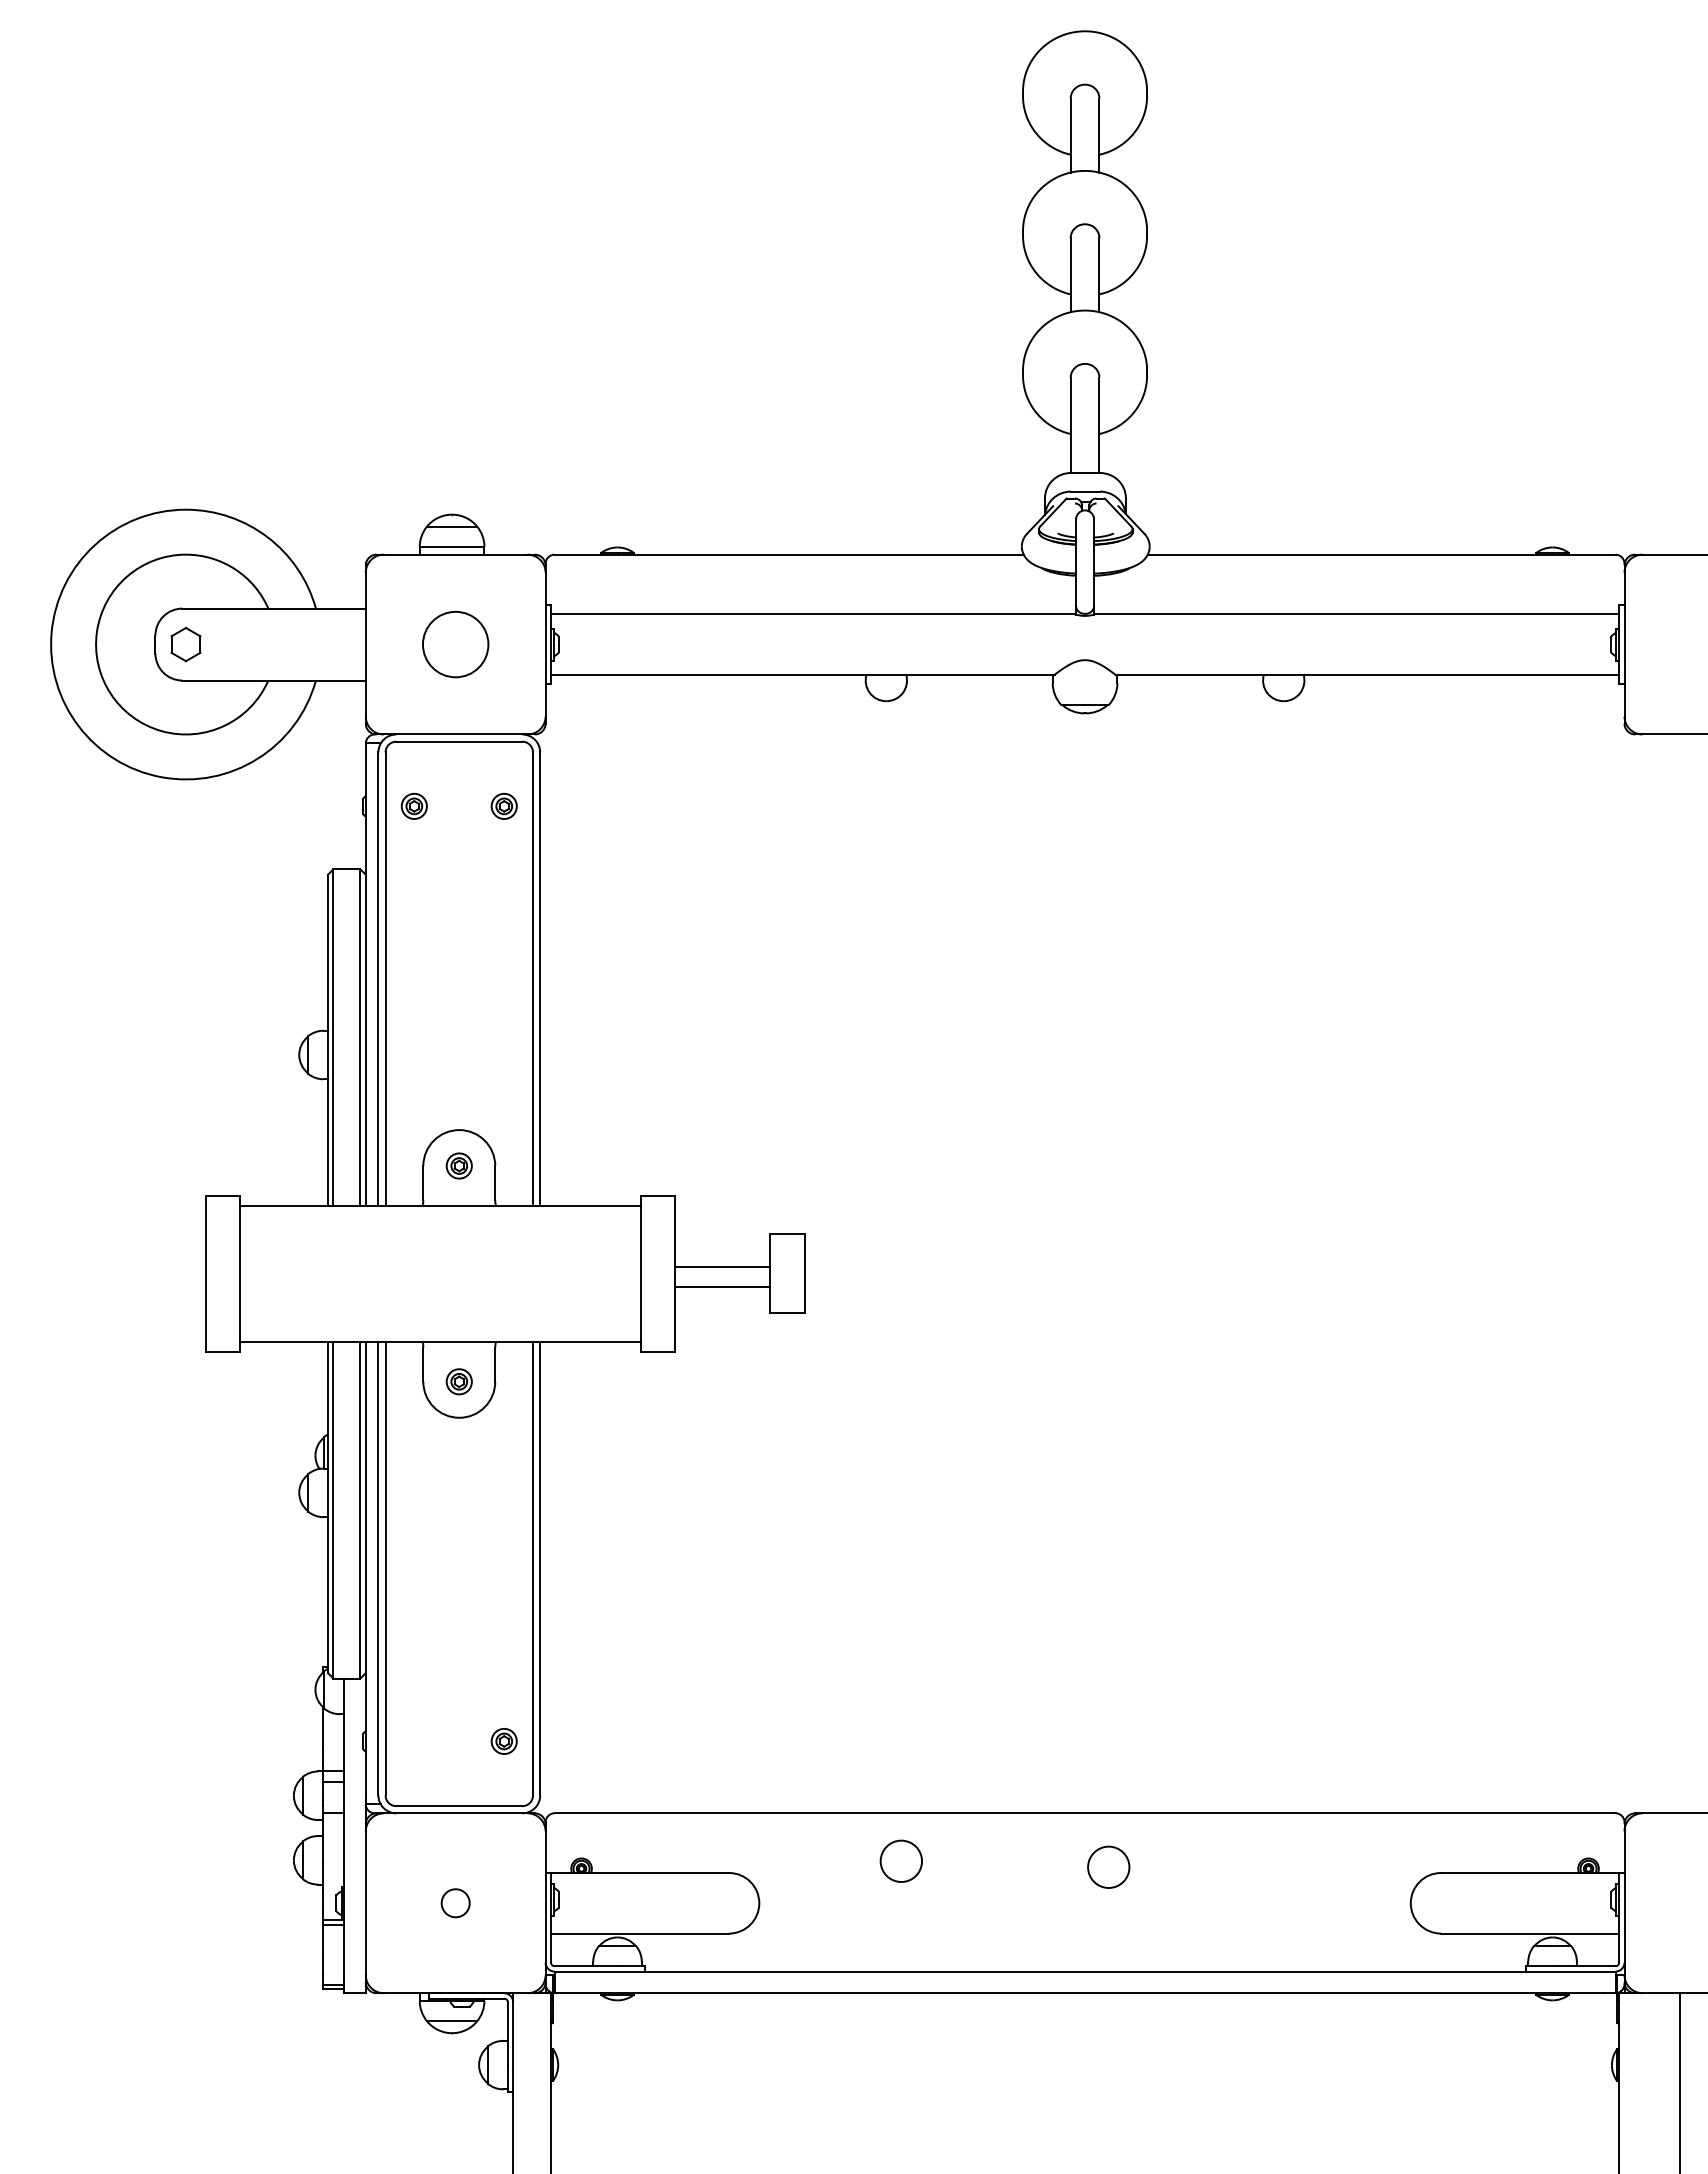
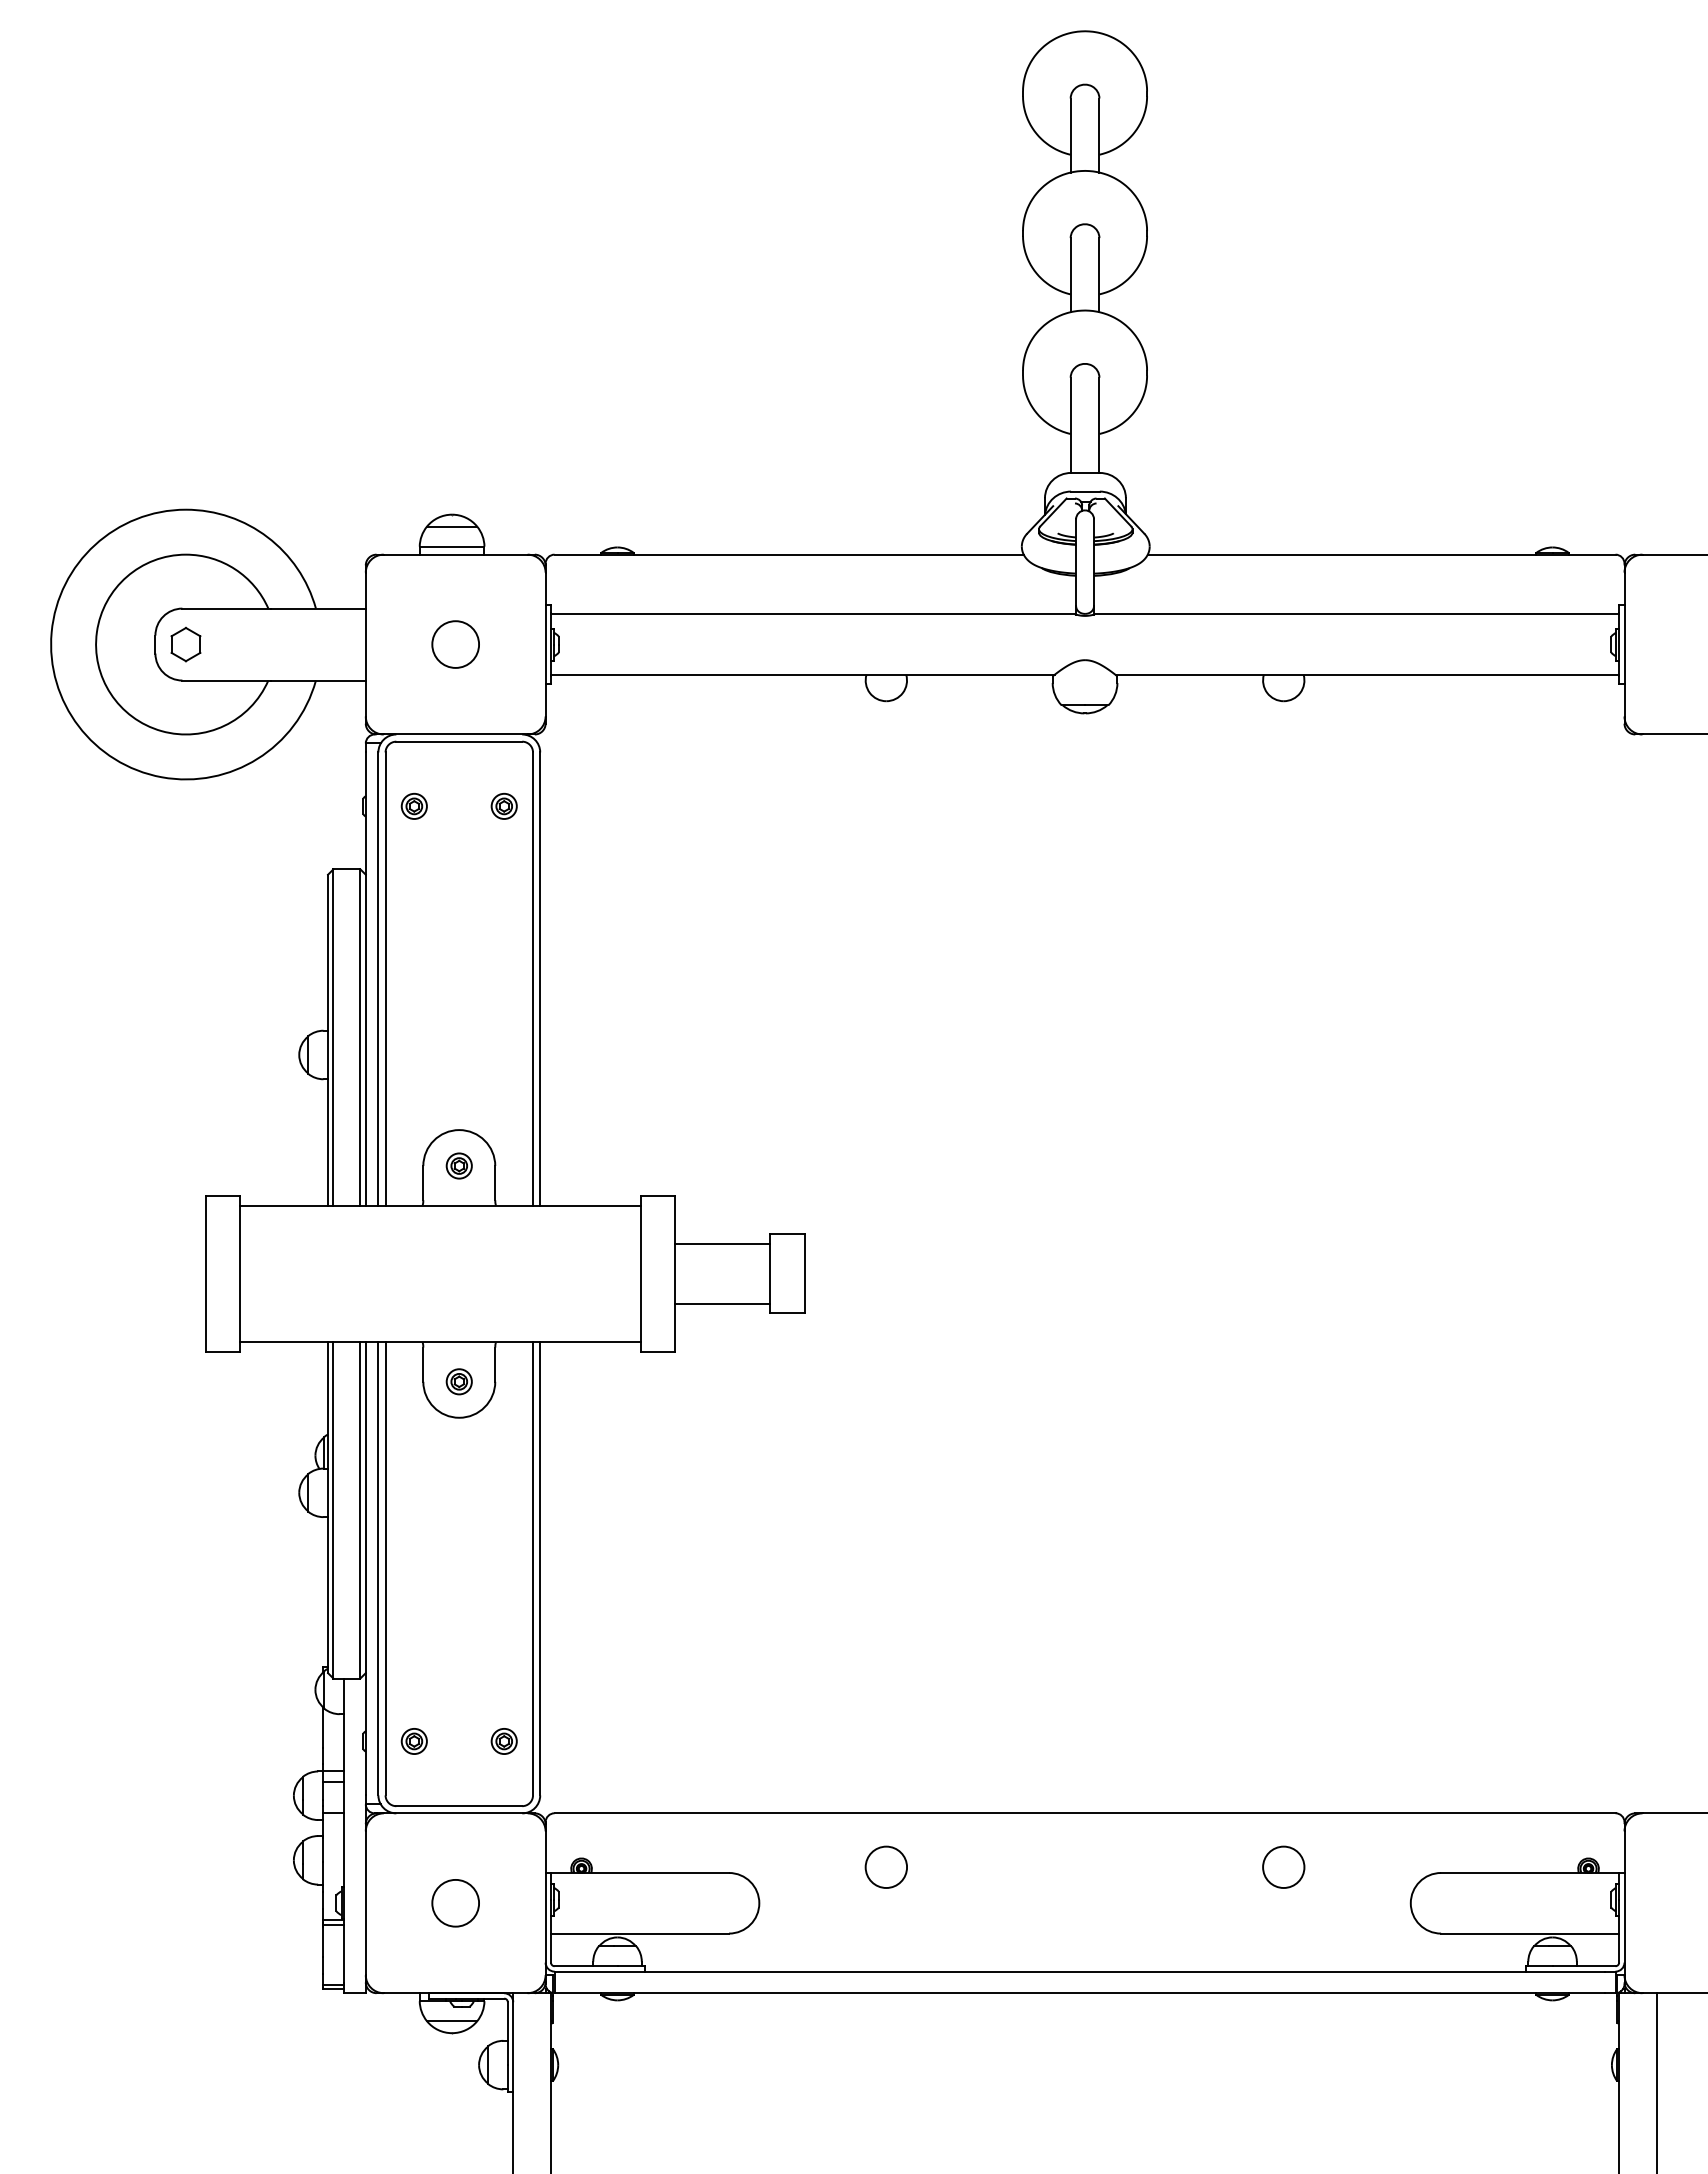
circle diameter: 65 px -> 47 px (455, 644)
line position: (722, 1266) -> (722, 1243) (722, 1243)
line position: (722, 1287) -> (722, 1304) (722, 1304)
part: none -> present (413, 1741)
circle position: (900, 1860) -> (885, 1866) (885, 1866)
circle position: (1108, 1866) -> (1283, 1866) (1283, 1866)
circle diameter: 28 px -> 47 px (455, 1902)
line position: (1679, 2081) -> (1656, 2081) (1656, 2081)
